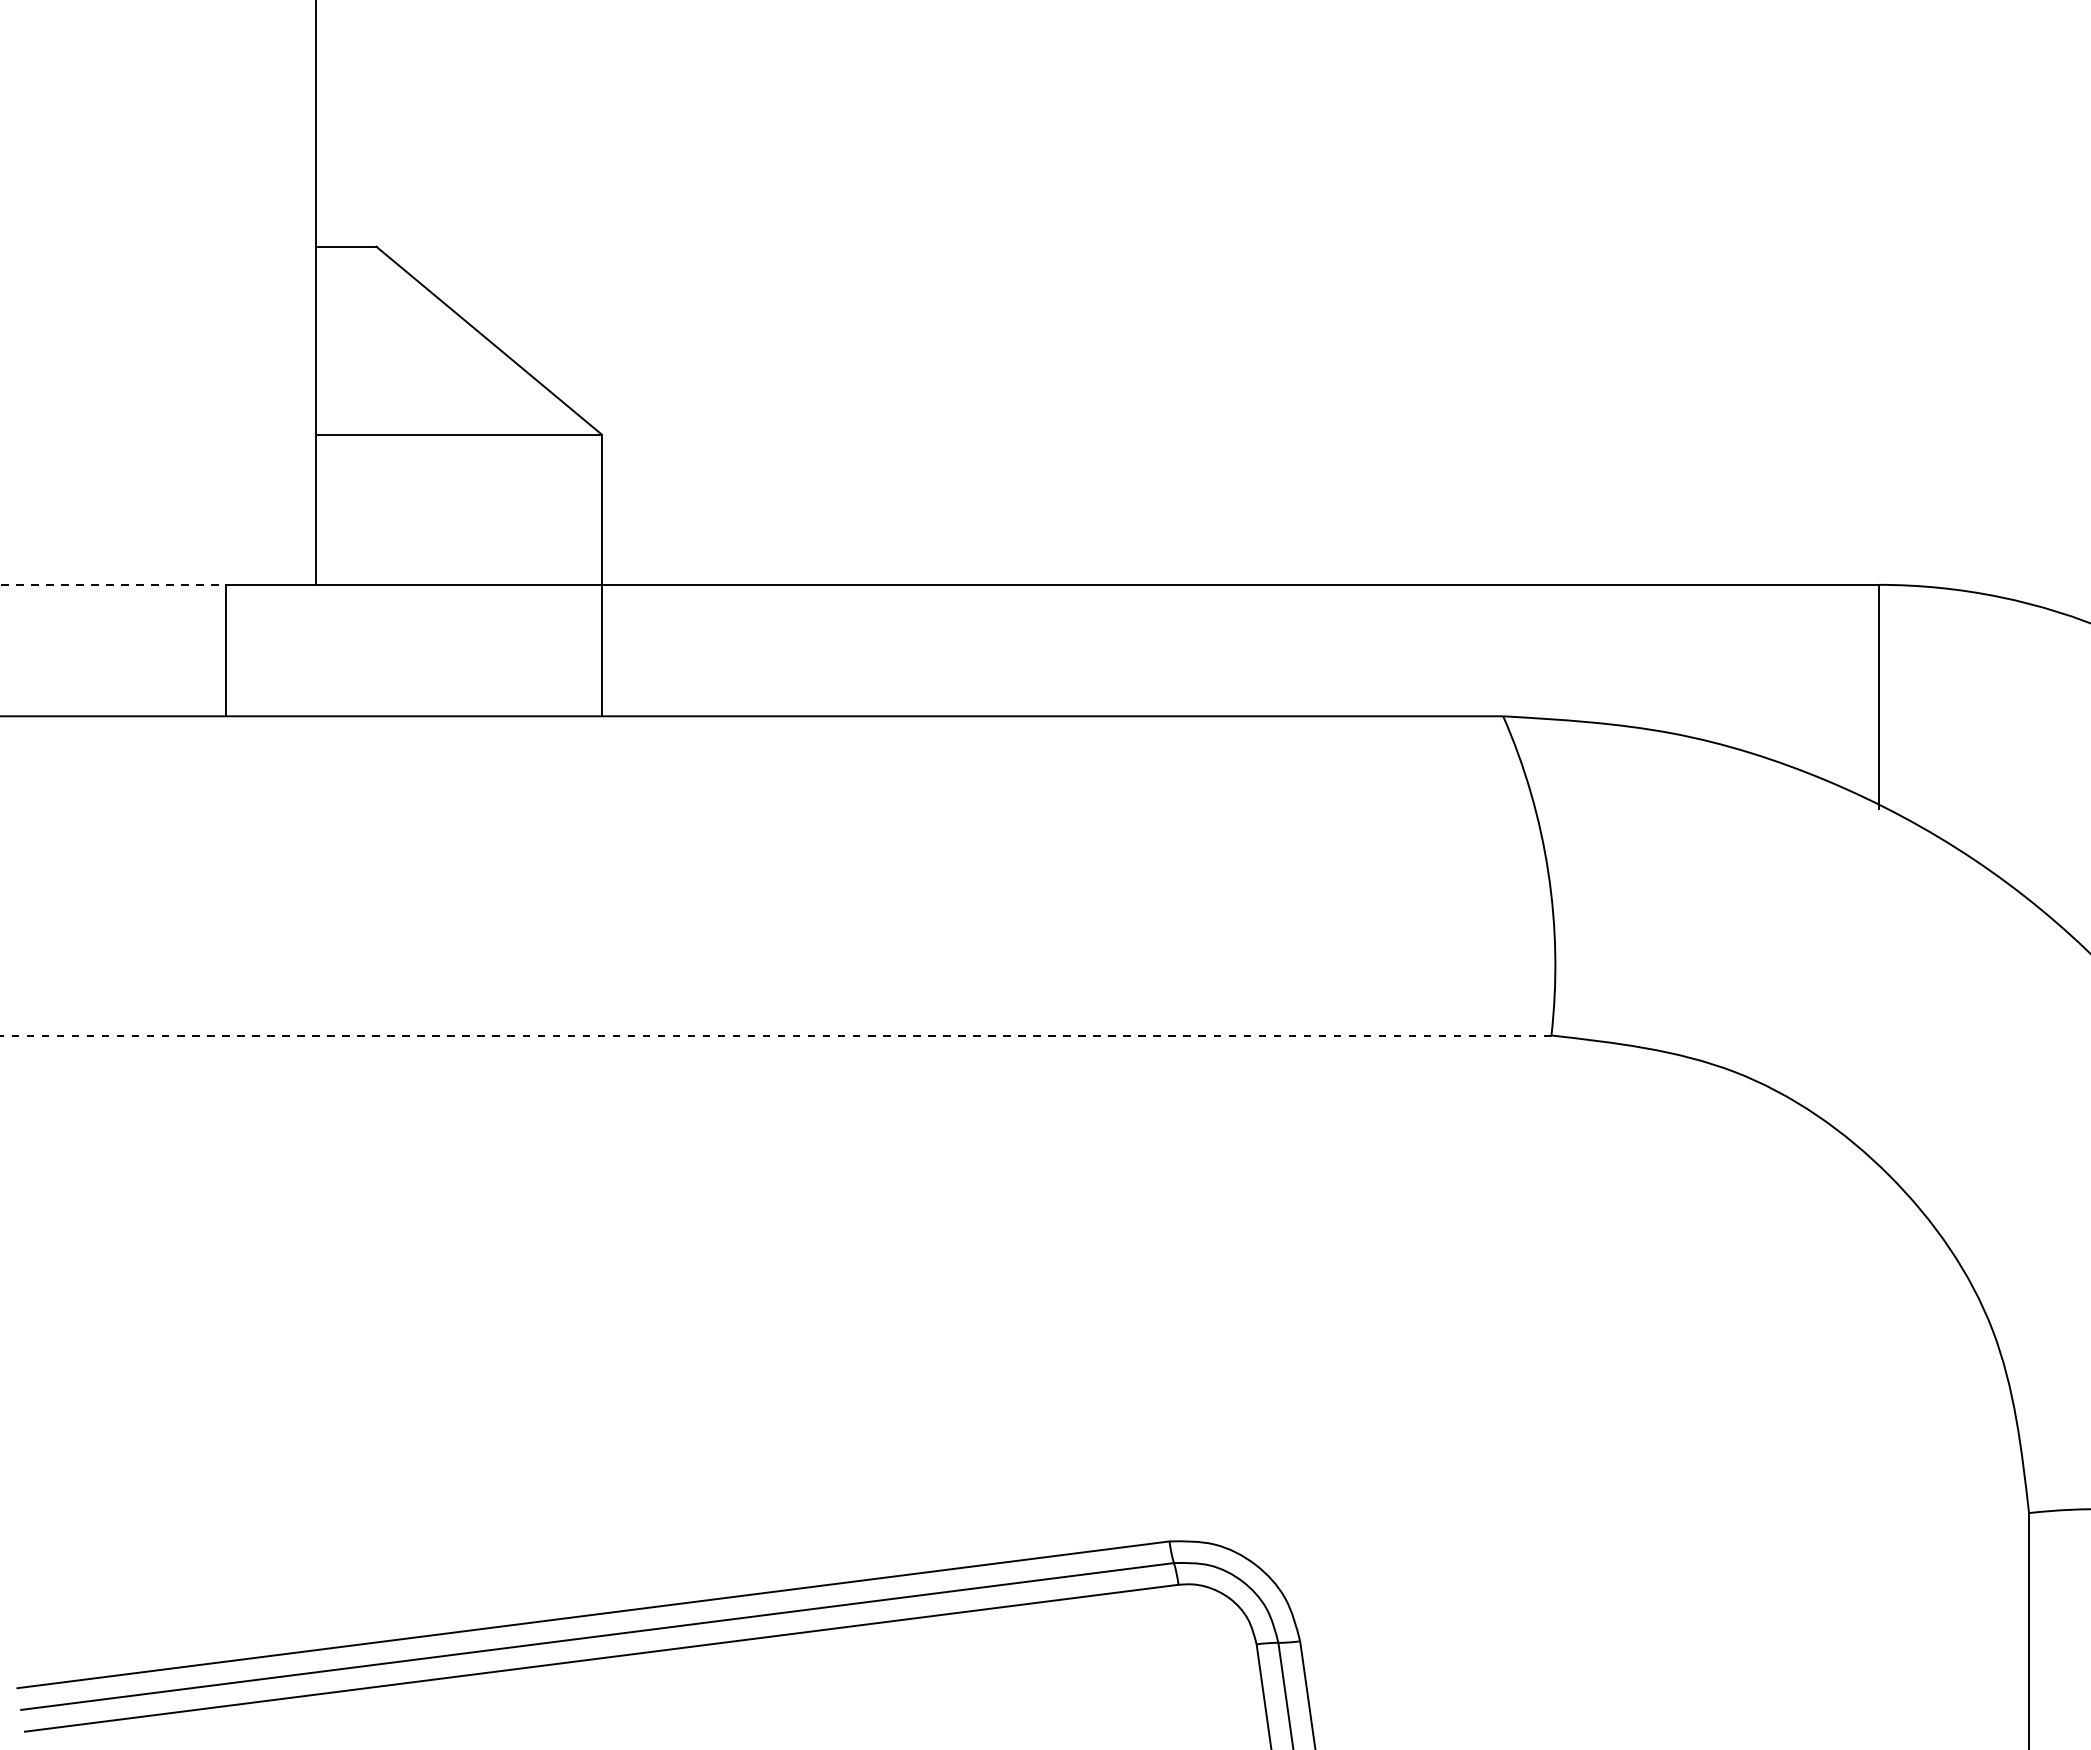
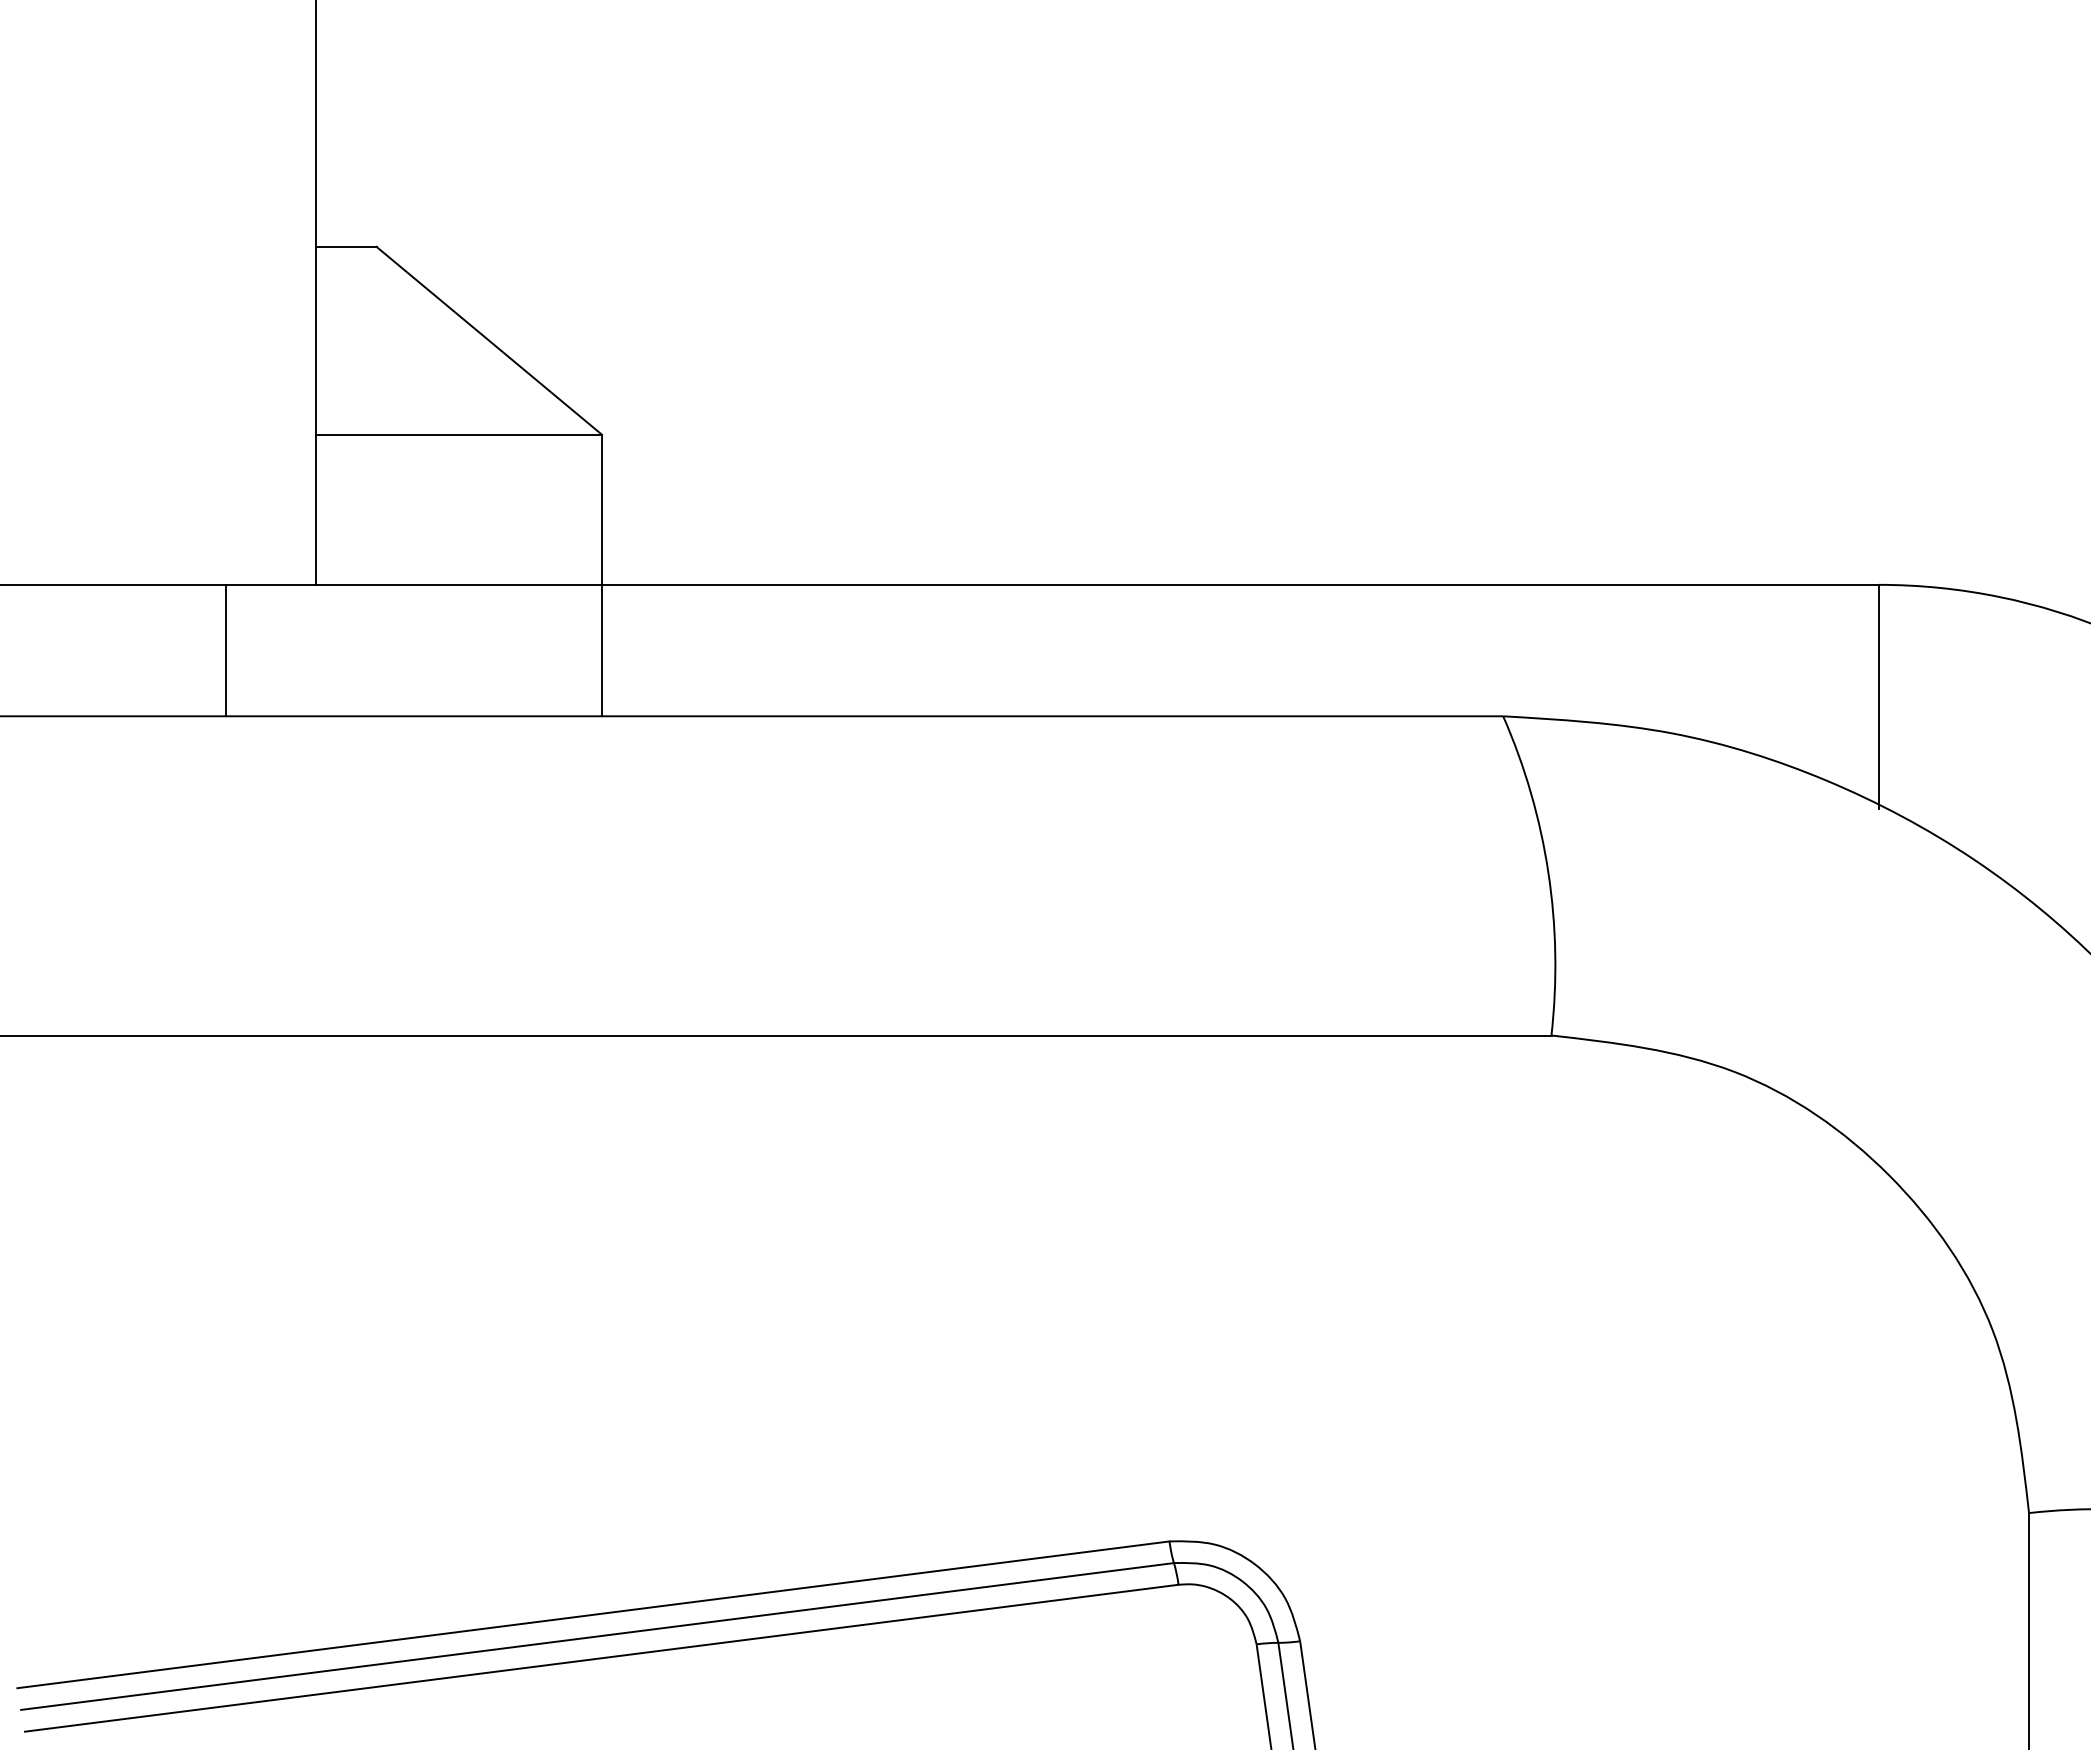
line: dashed -> solid (113, 584)
line: dashed -> solid (775, 1035)
